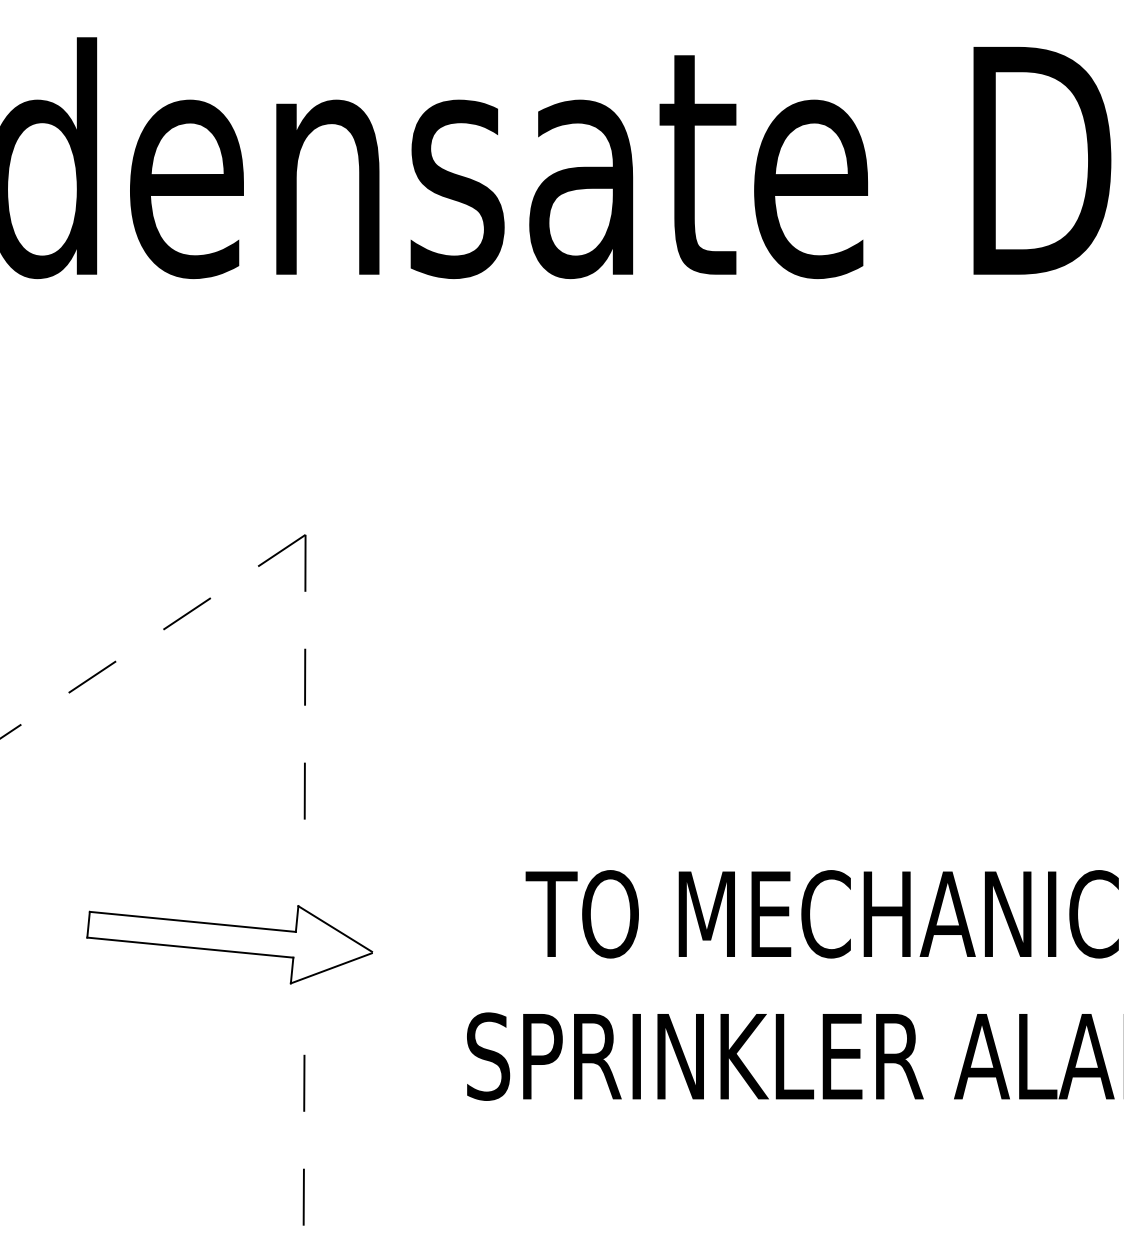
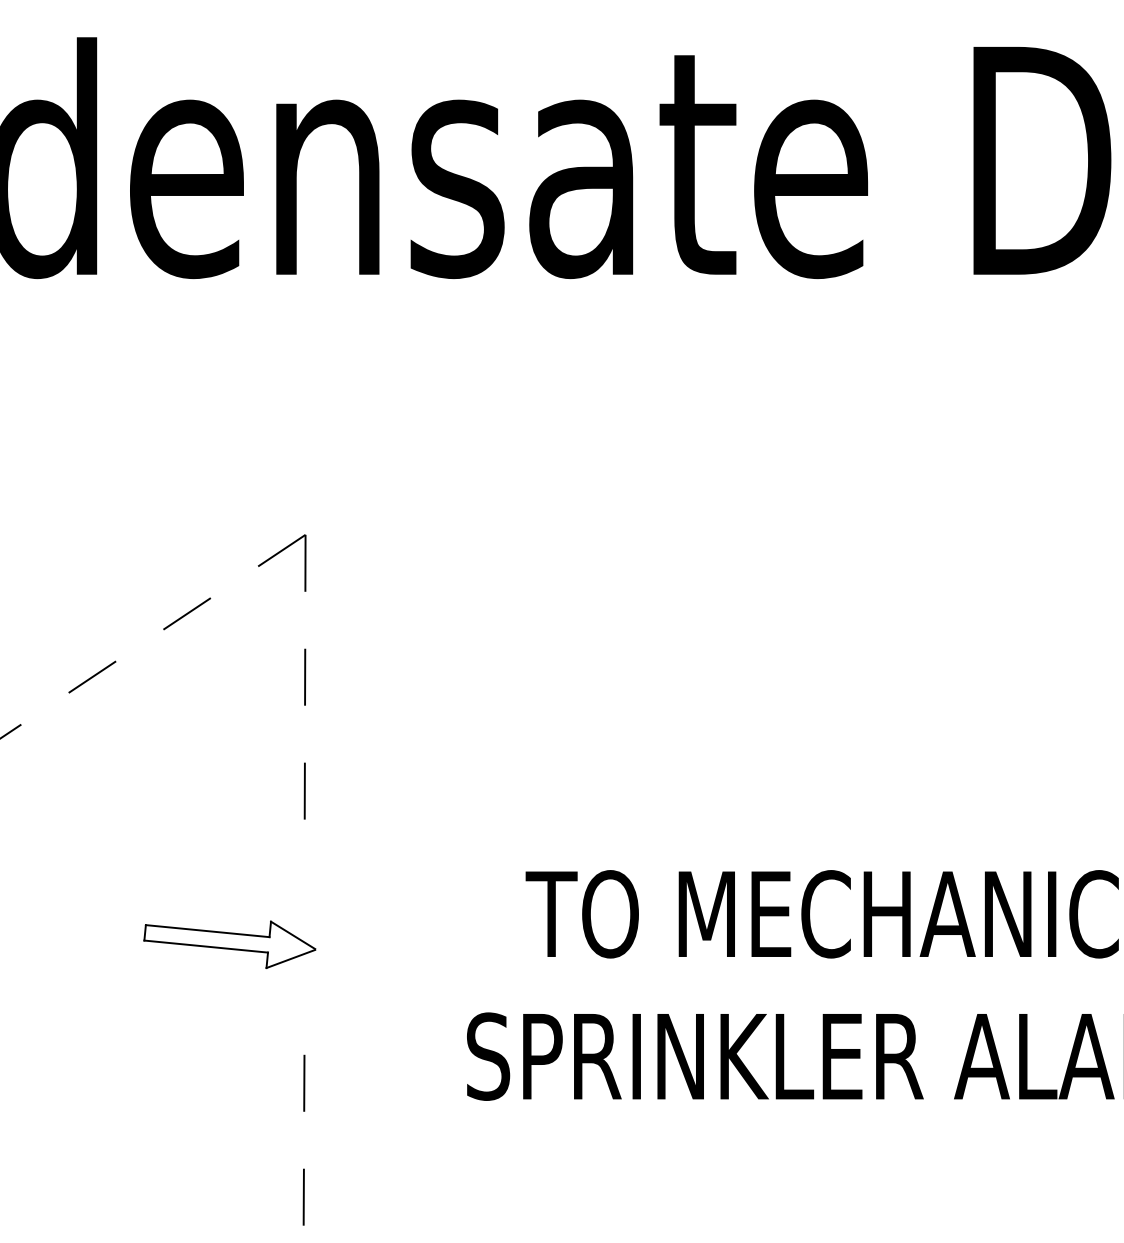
part size: 288x80 px -> 174x49 px (229, 944)
